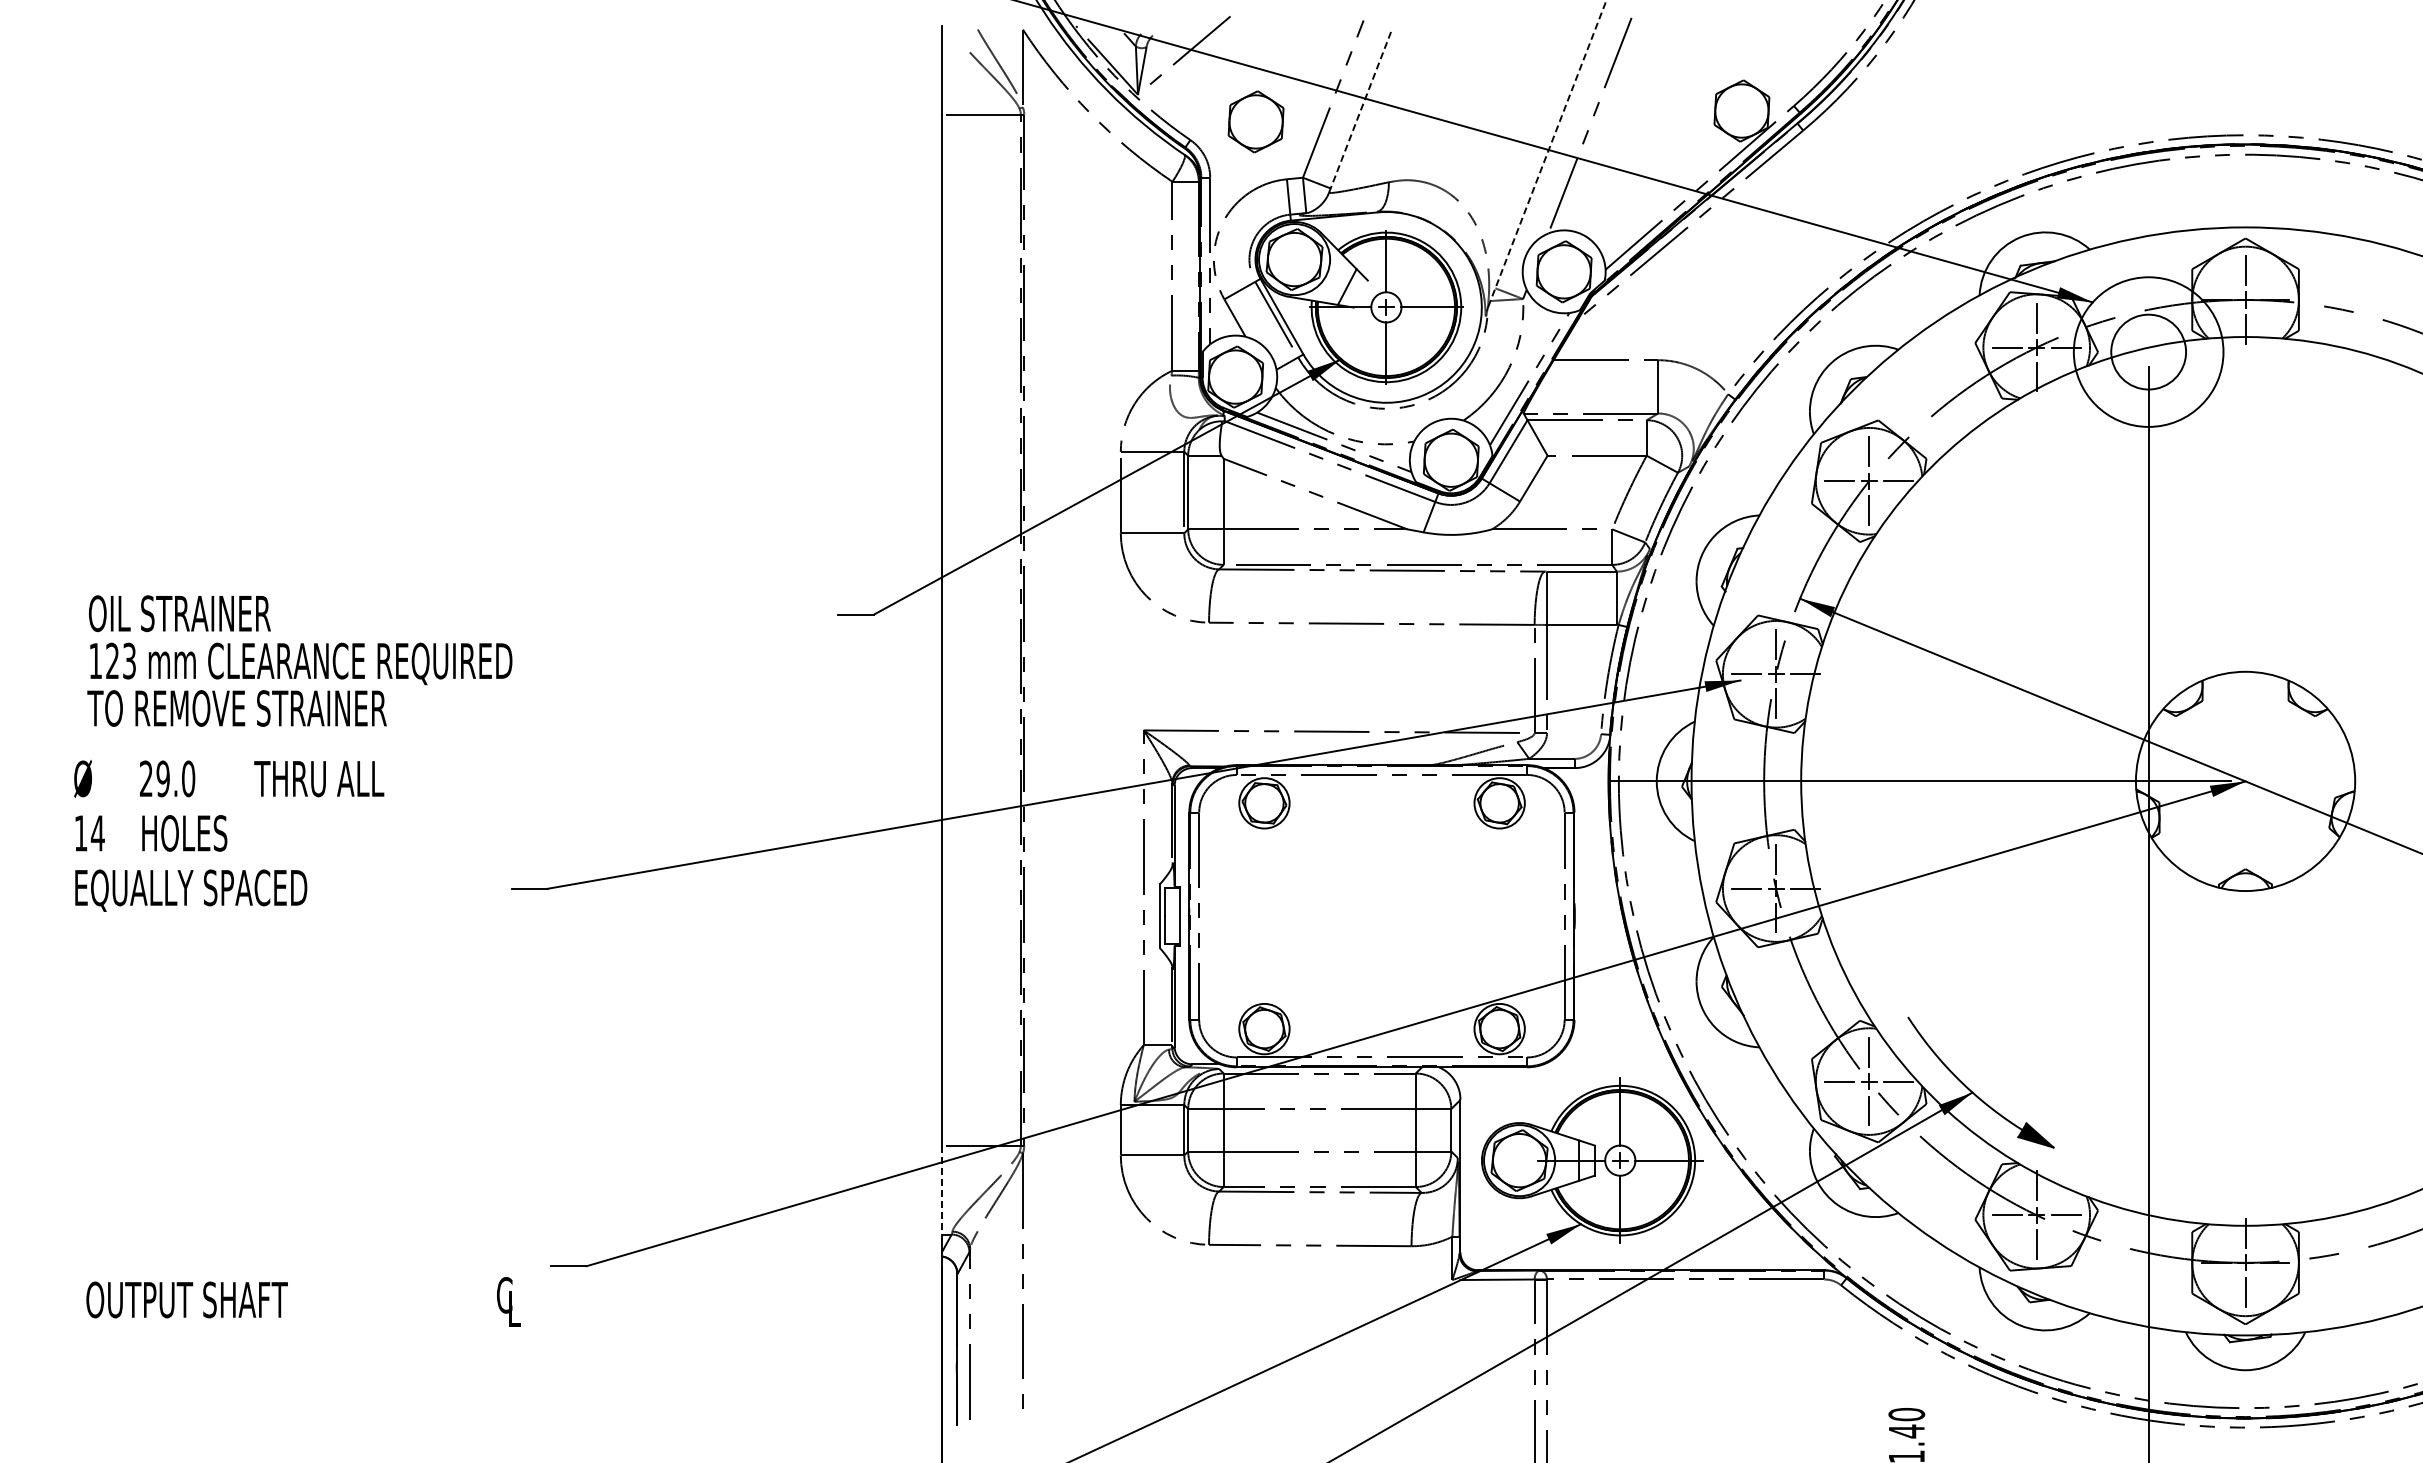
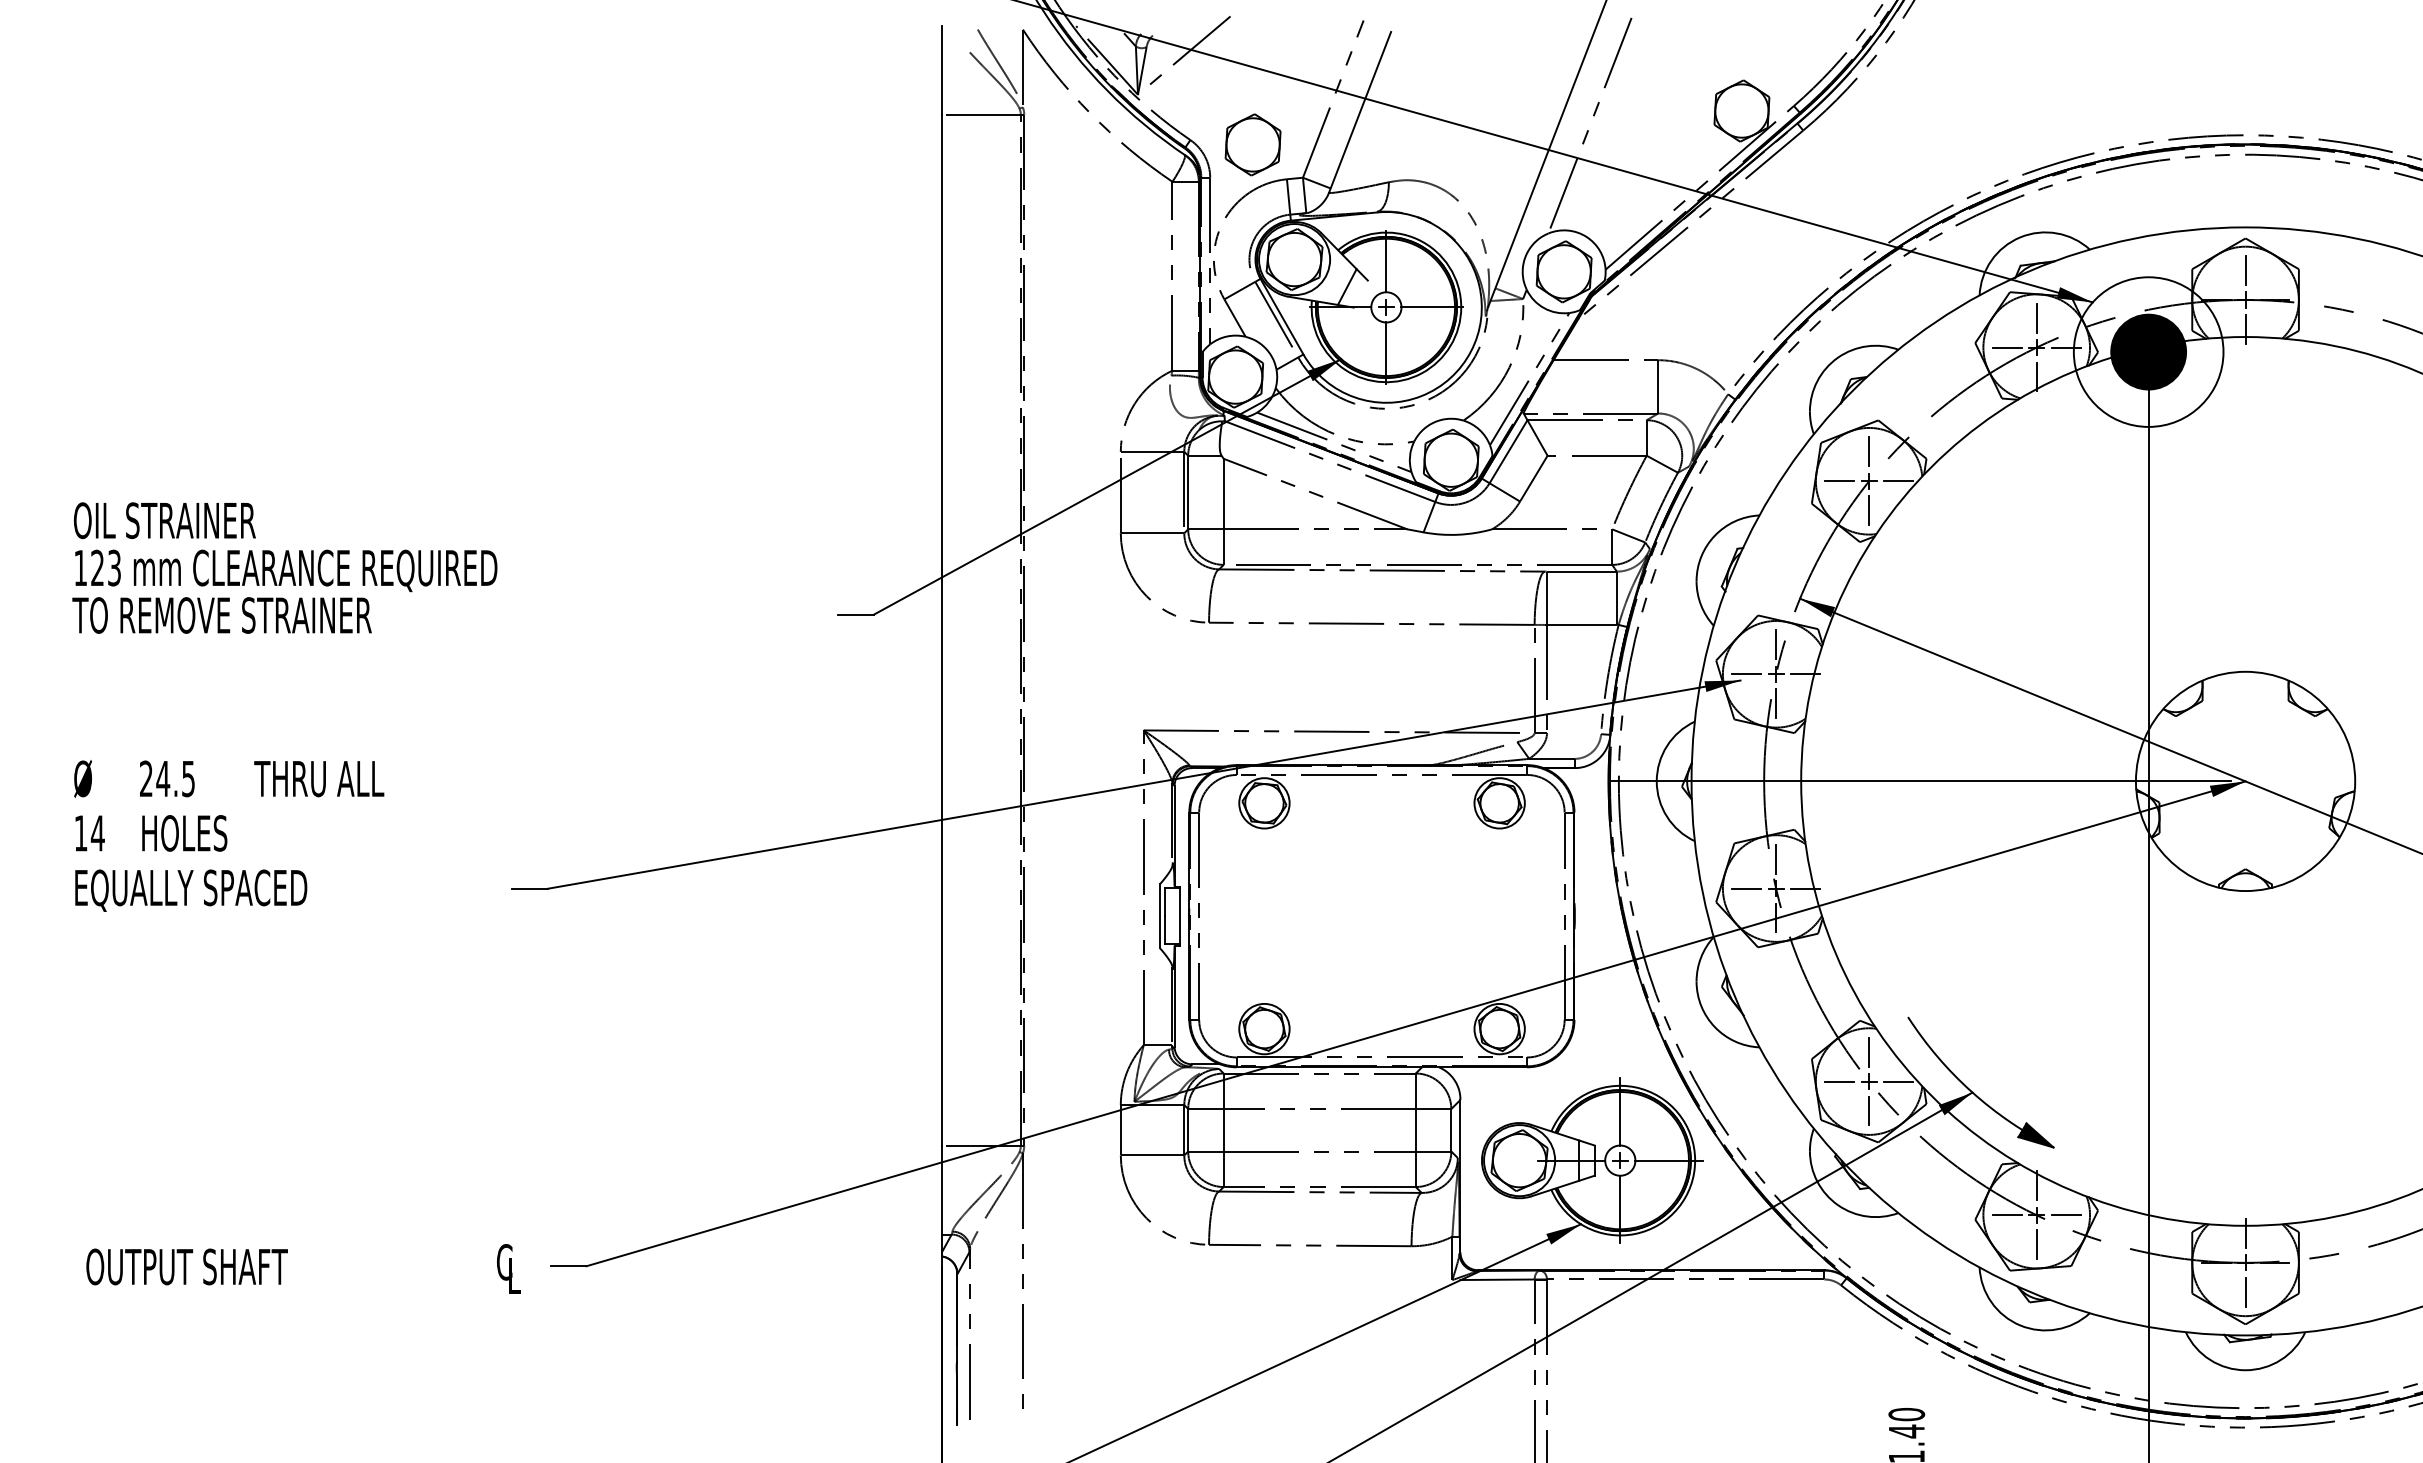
line: dashed -> solid (1359, 112)
part position: (1255, 121) -> (1252, 144) (1252, 144)
line: dashed -> solid (1547, 152)
fill: none -> present (2148, 351)
text position: (299, 660) -> (284, 567) (284, 567)
text: 29.0 -> 24.5 (175, 778)
line: dashed -> solid (942, 1190)
text position: (303, 1301) -> (303, 1268) (303, 1268)
